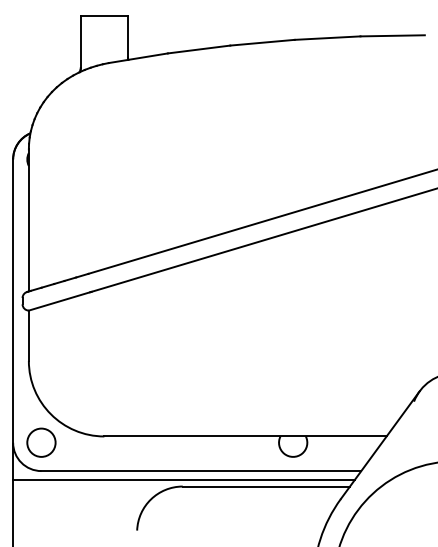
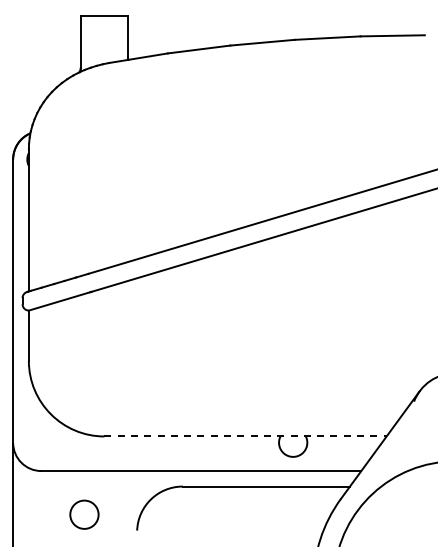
line: solid -> dashed (246, 436)
circle position: (41, 442) -> (84, 514) (84, 514)
line: present -> none (183, 480)
